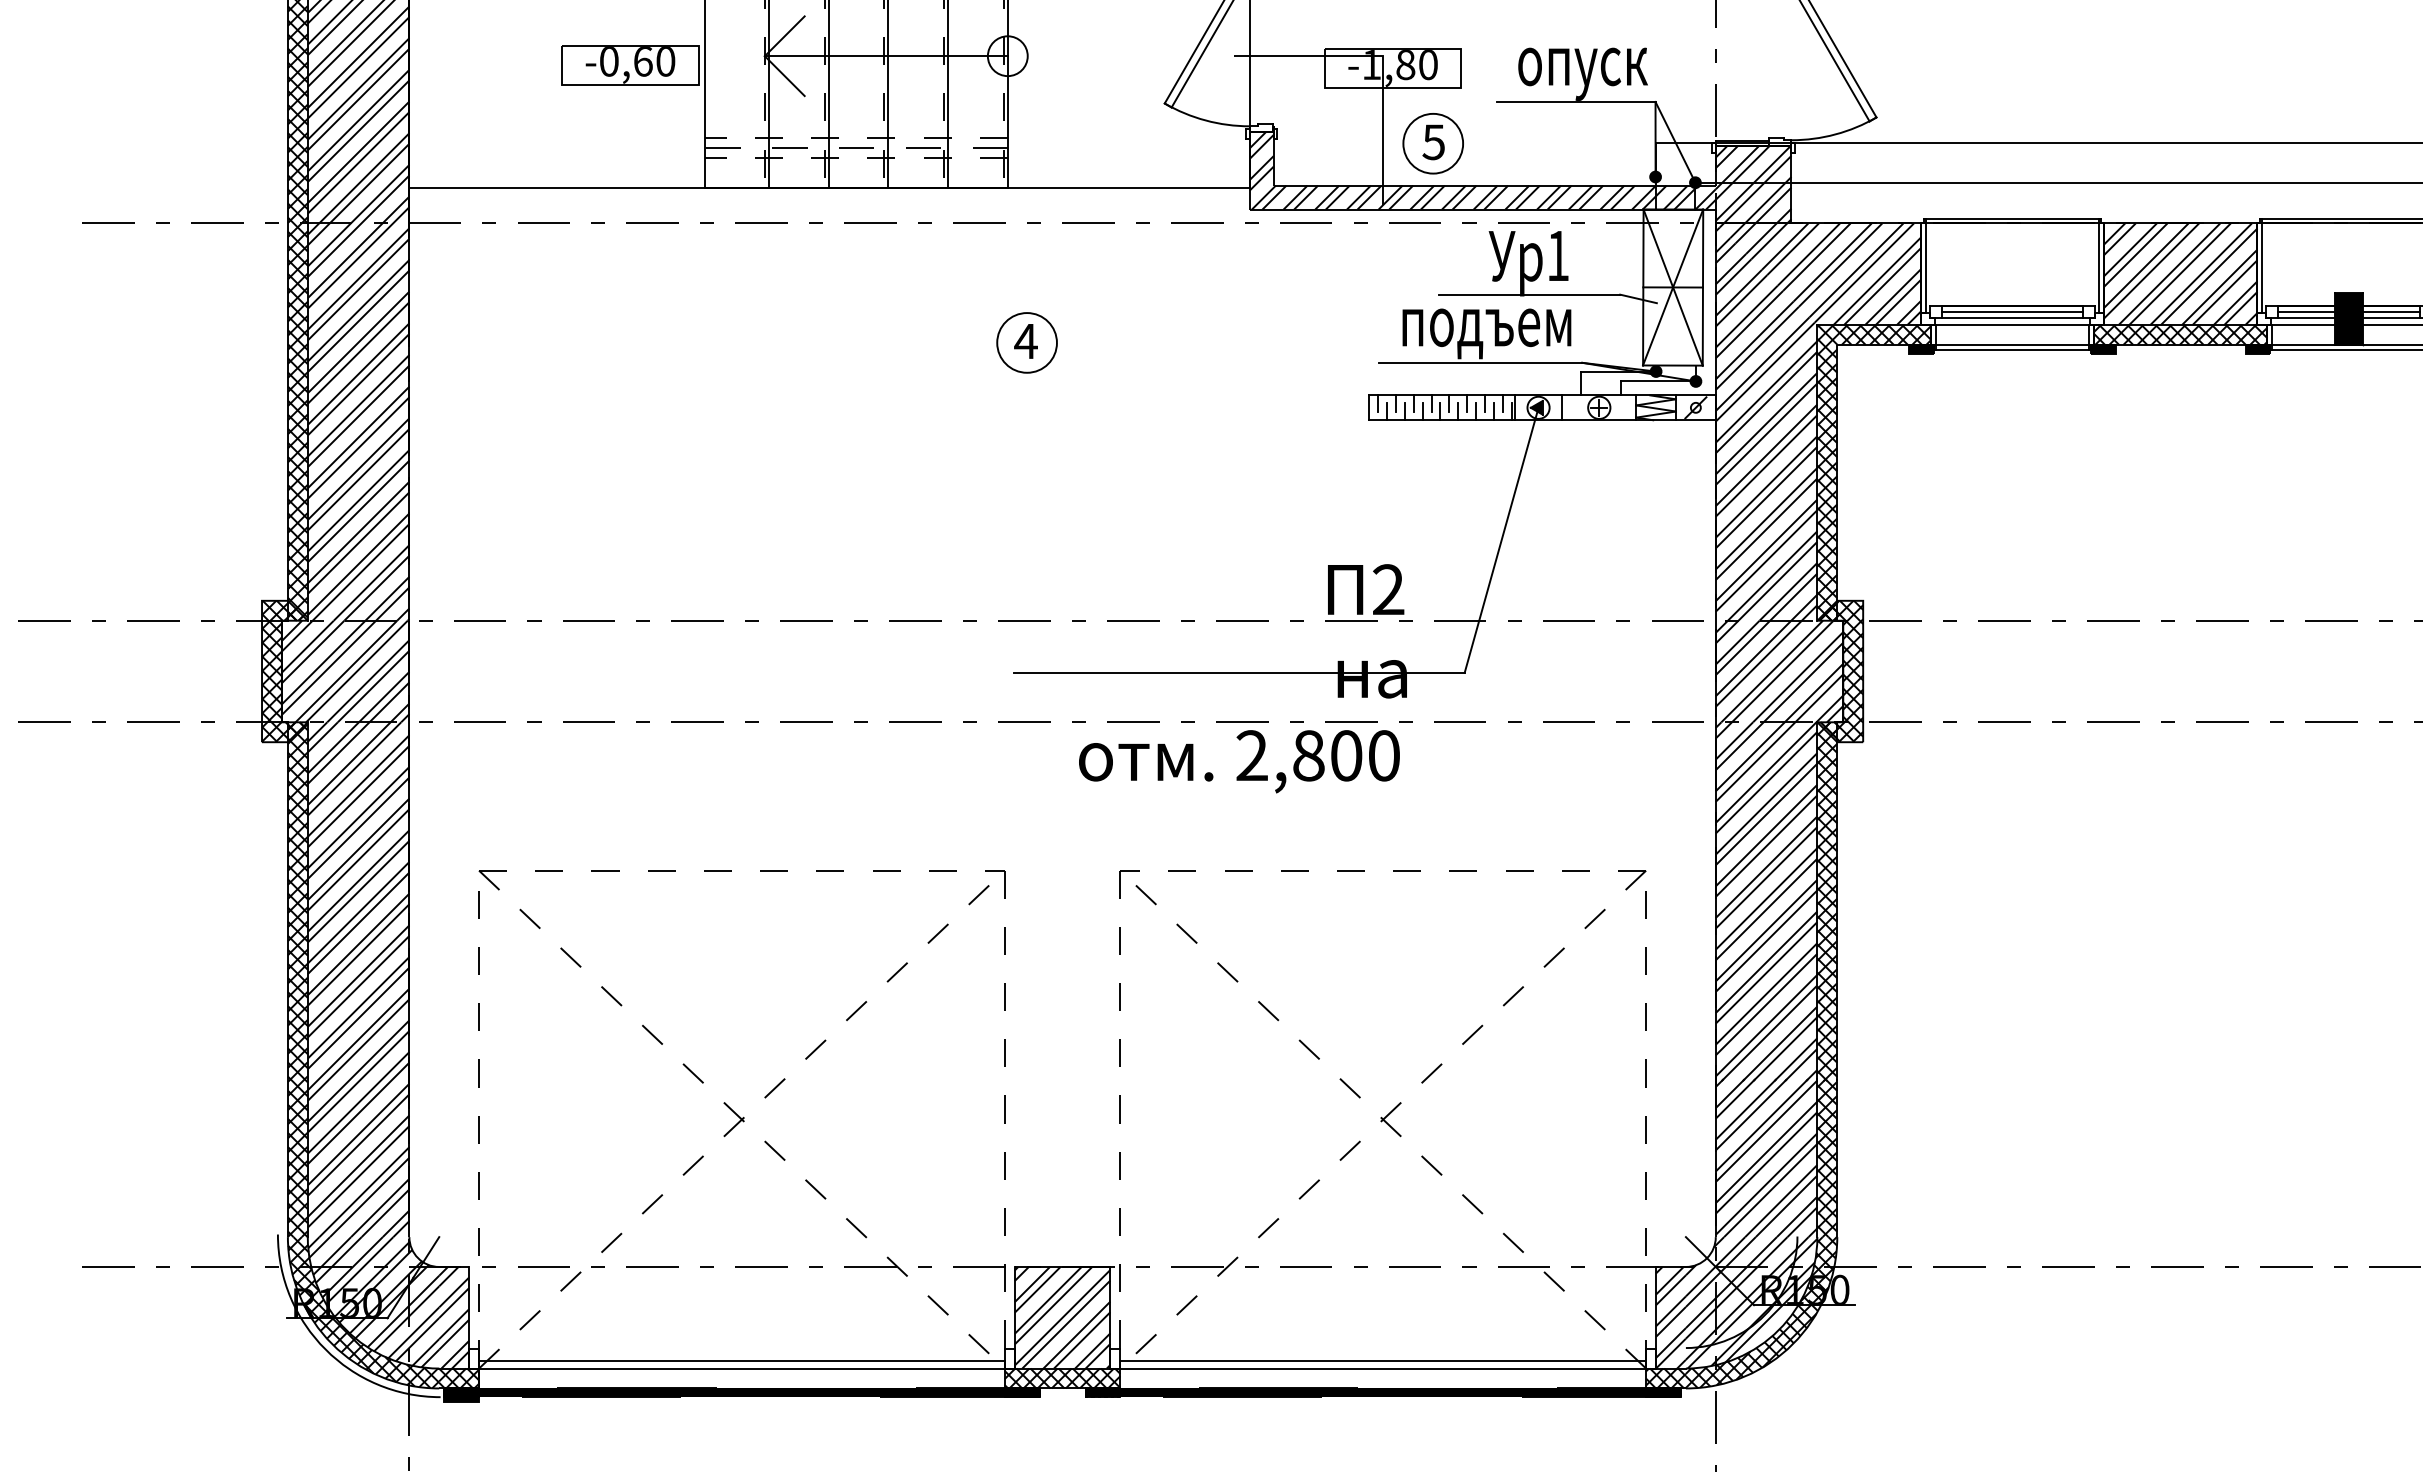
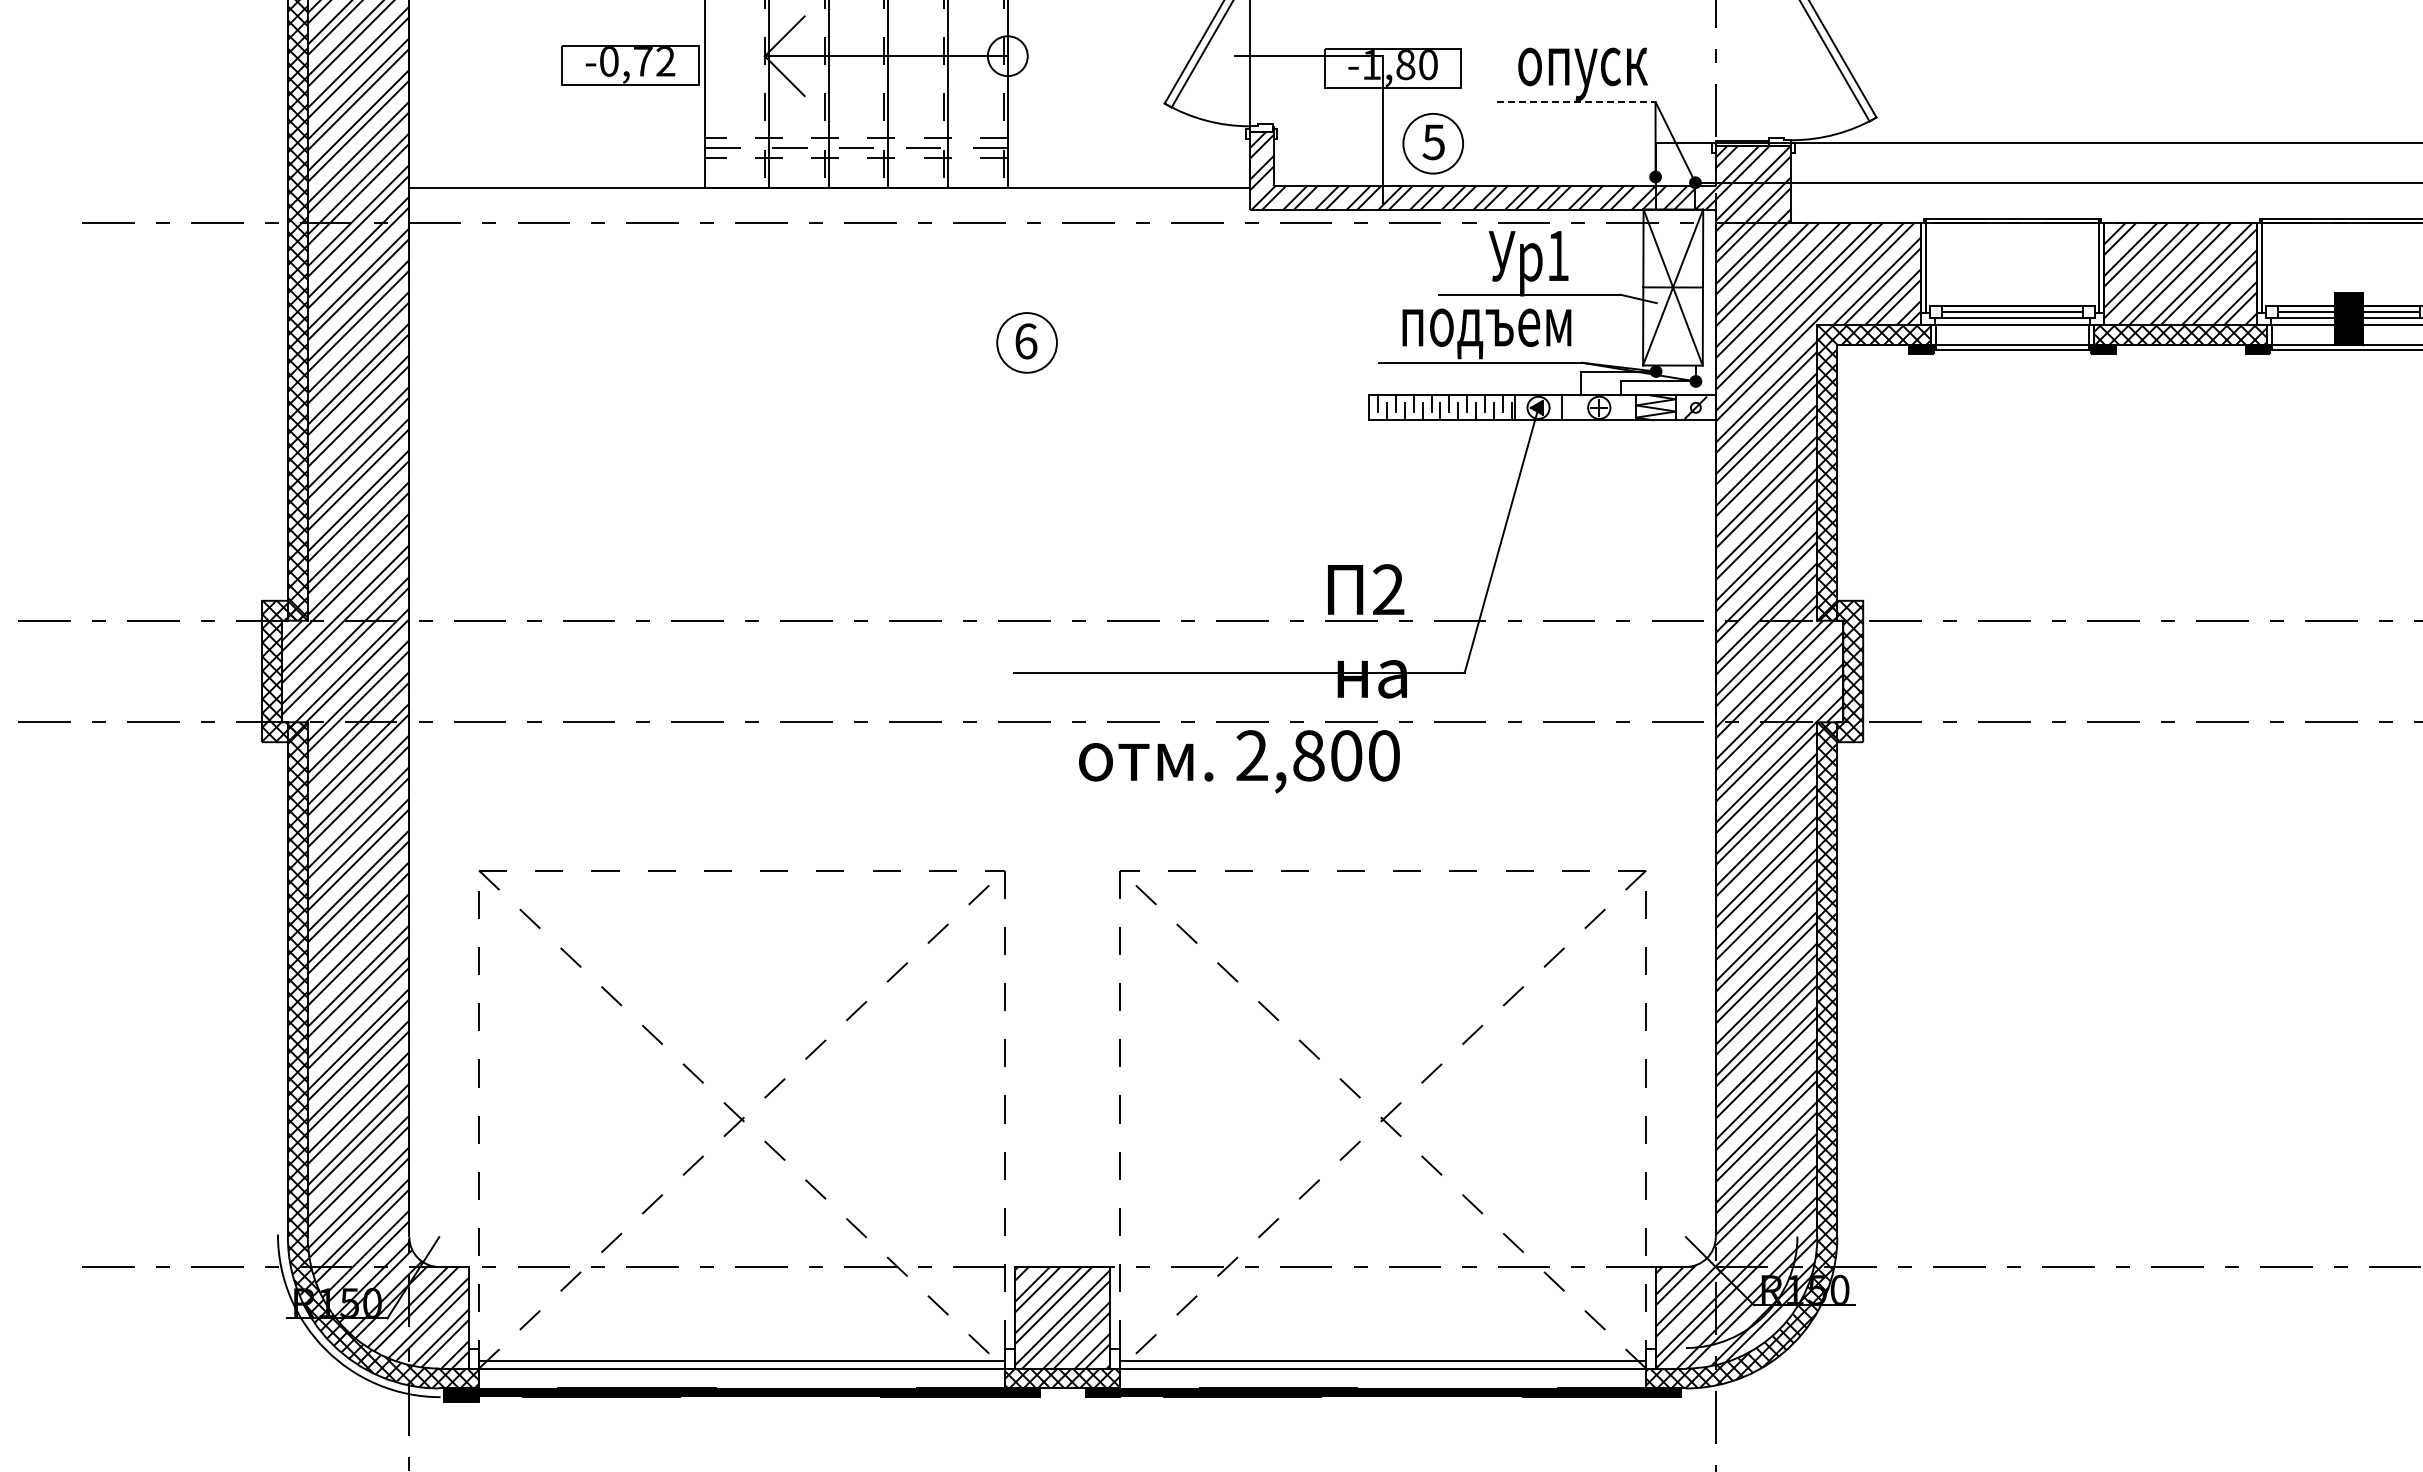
text: -0,60 -> -0,72 (654, 61)
line: solid -> dashed (1576, 101)
text: 4 -> 6 (1025, 341)
